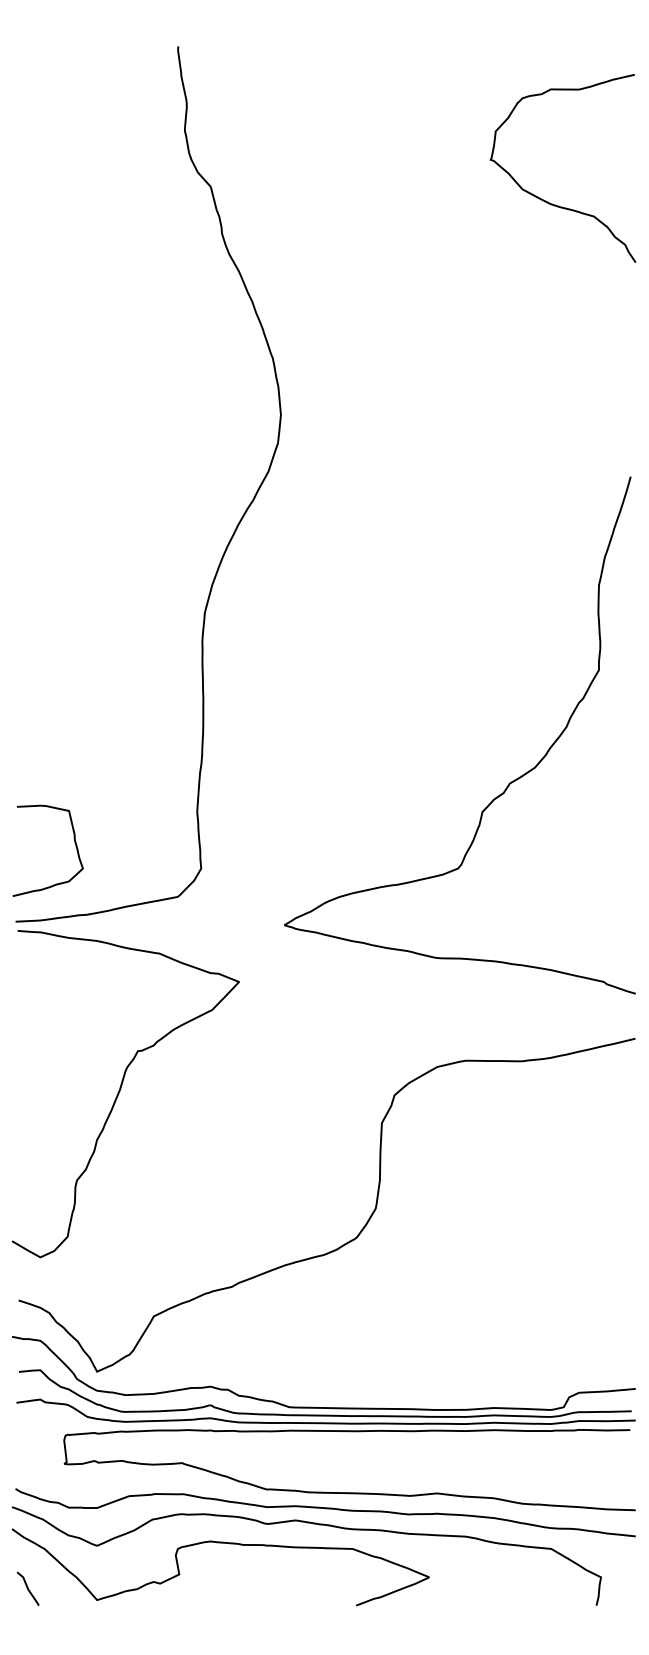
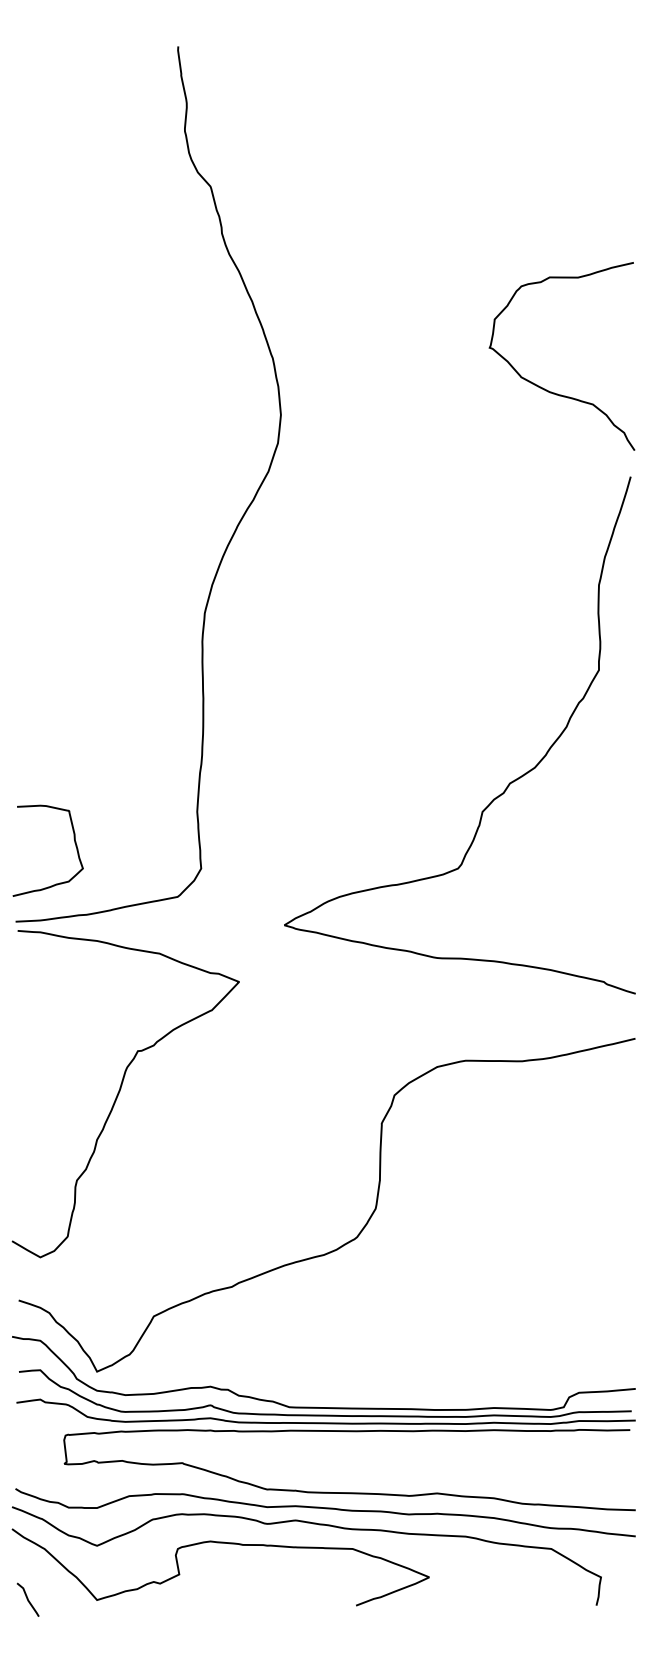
curve position: (545, 200) -> (544, 388) (544, 388)
line position: (27, 1588) -> (27, 1599) (27, 1599)
